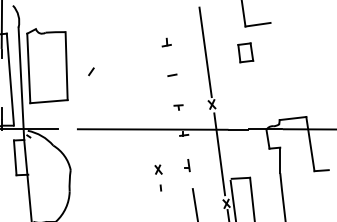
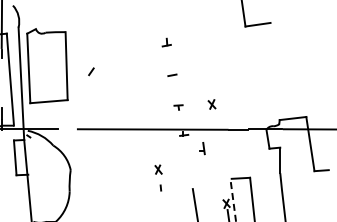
line: present -> none (205, 52)
part: present -> none (245, 52)
line: present -> none (219, 154)
part position: (187, 165) -> (202, 148) (202, 148)
line: solid -> dashed (233, 200)
